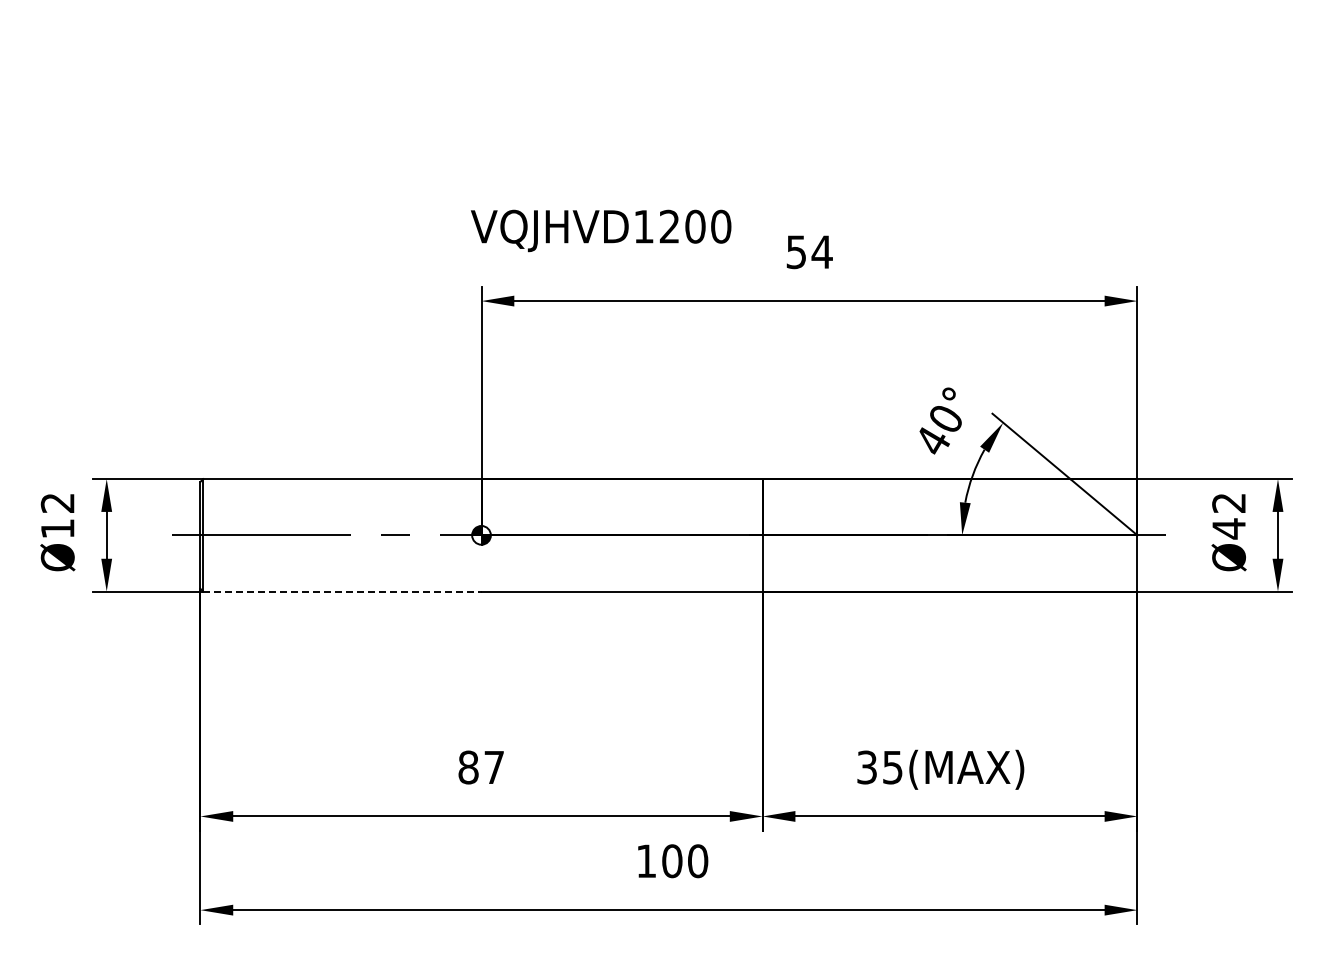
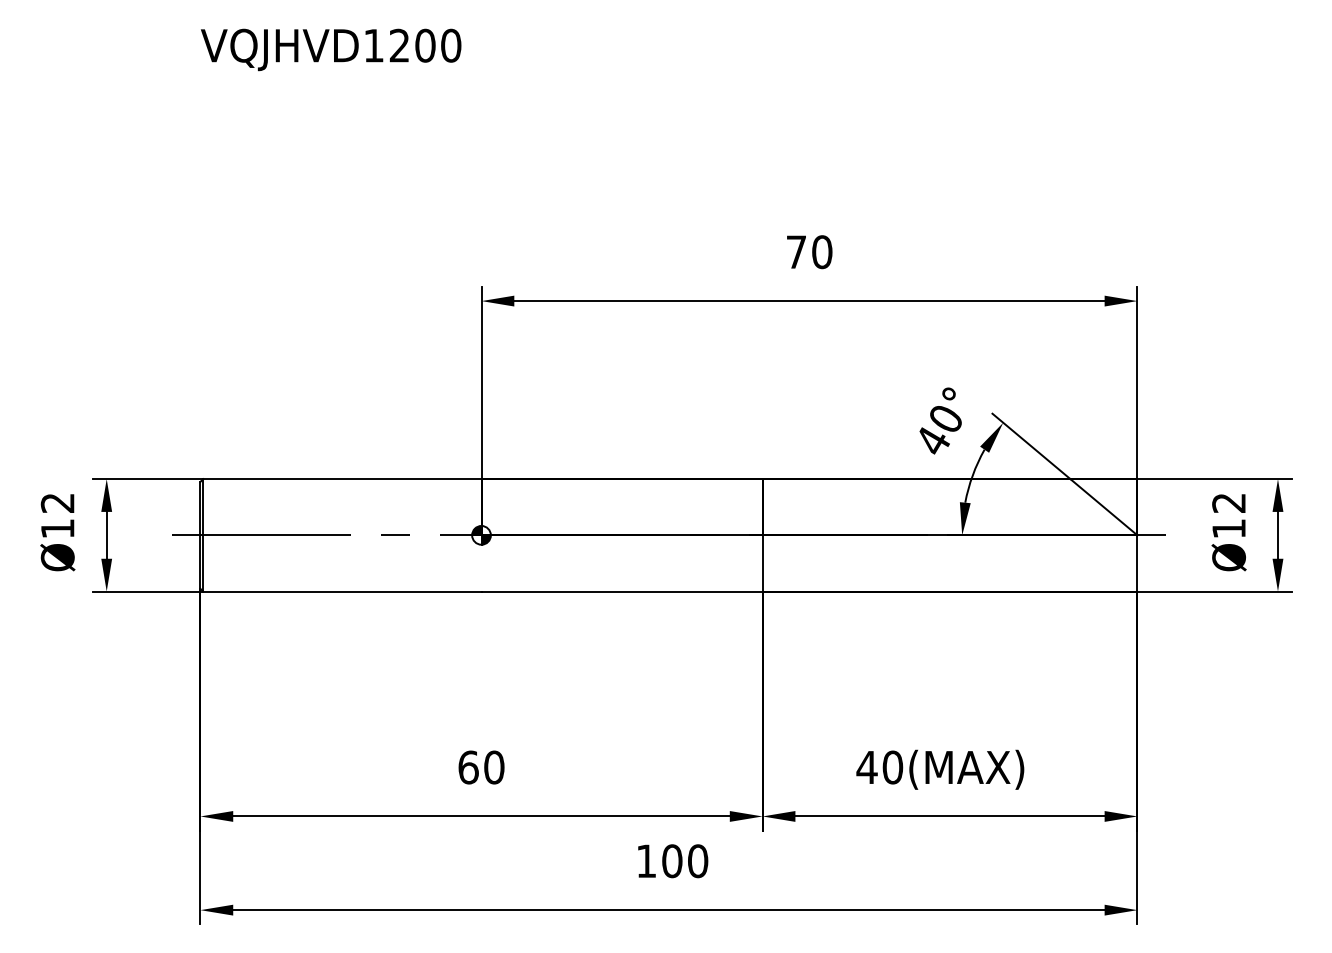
text position: (601, 230) -> (331, 49) (331, 49)
text: 54 -> 70 (809, 252)
text: Ø42 -> Ø12 (1228, 528)
line: dashed -> solid (342, 591)
text: 87 -> 60 (481, 767)
text: 35(MAX) -> 40(MAX) (879, 767)
